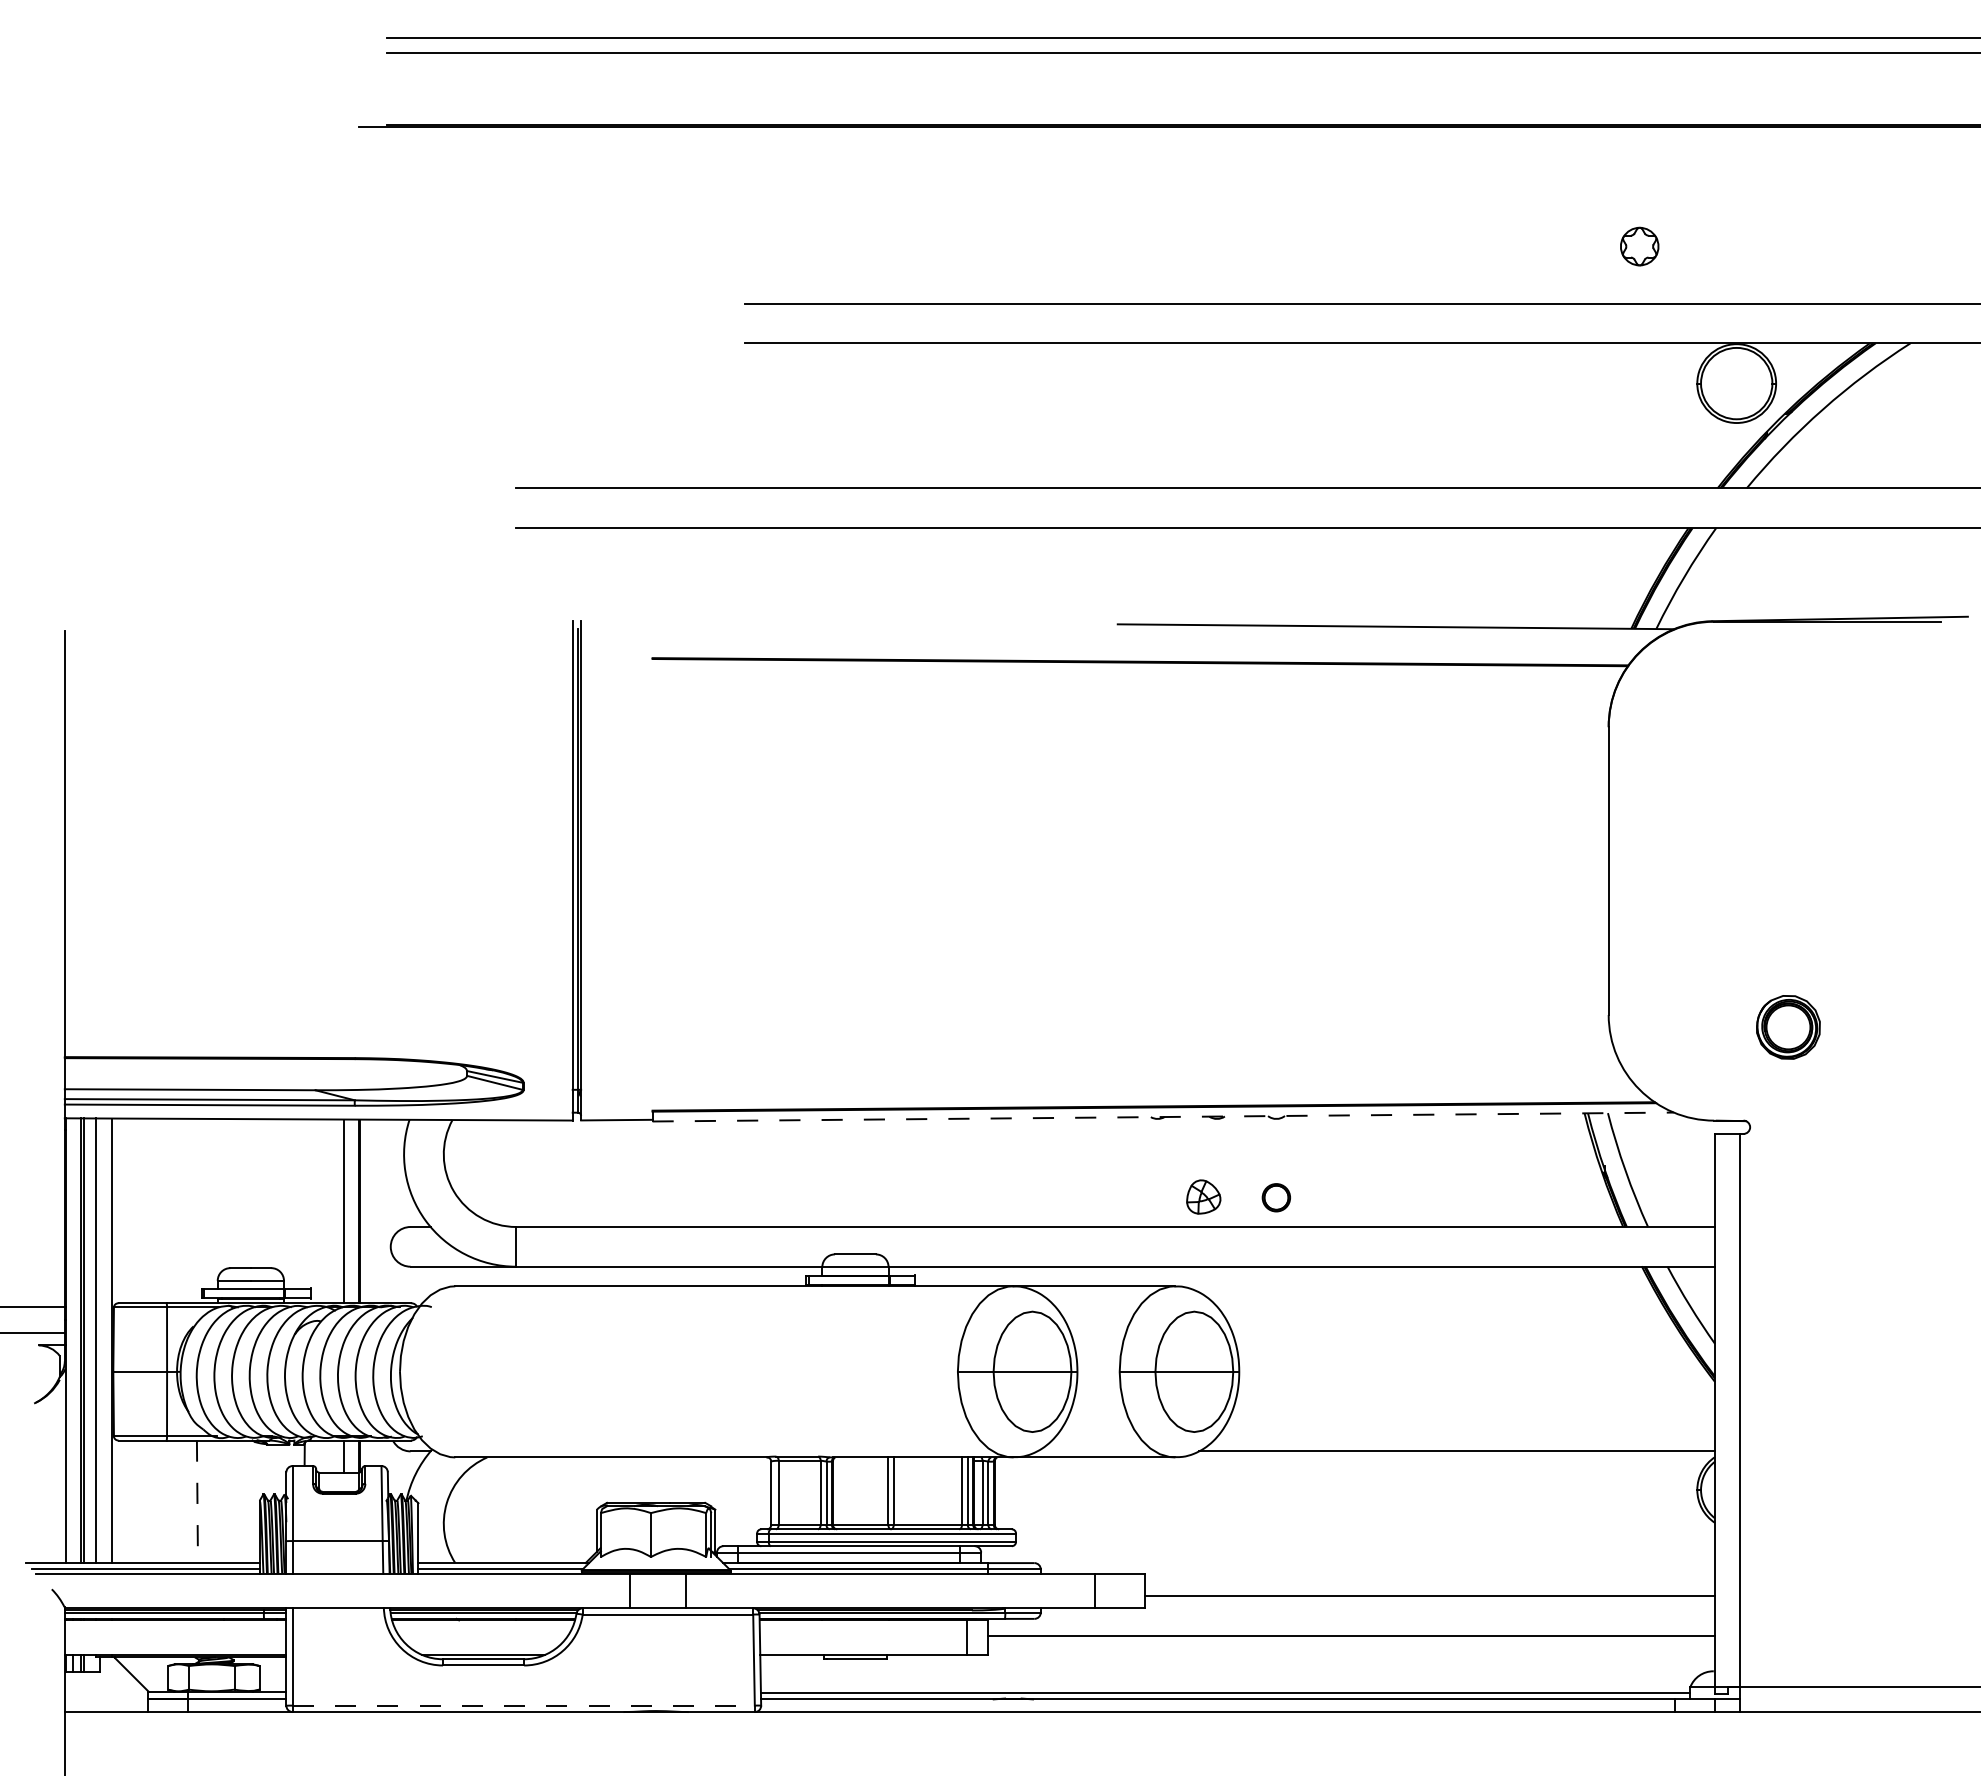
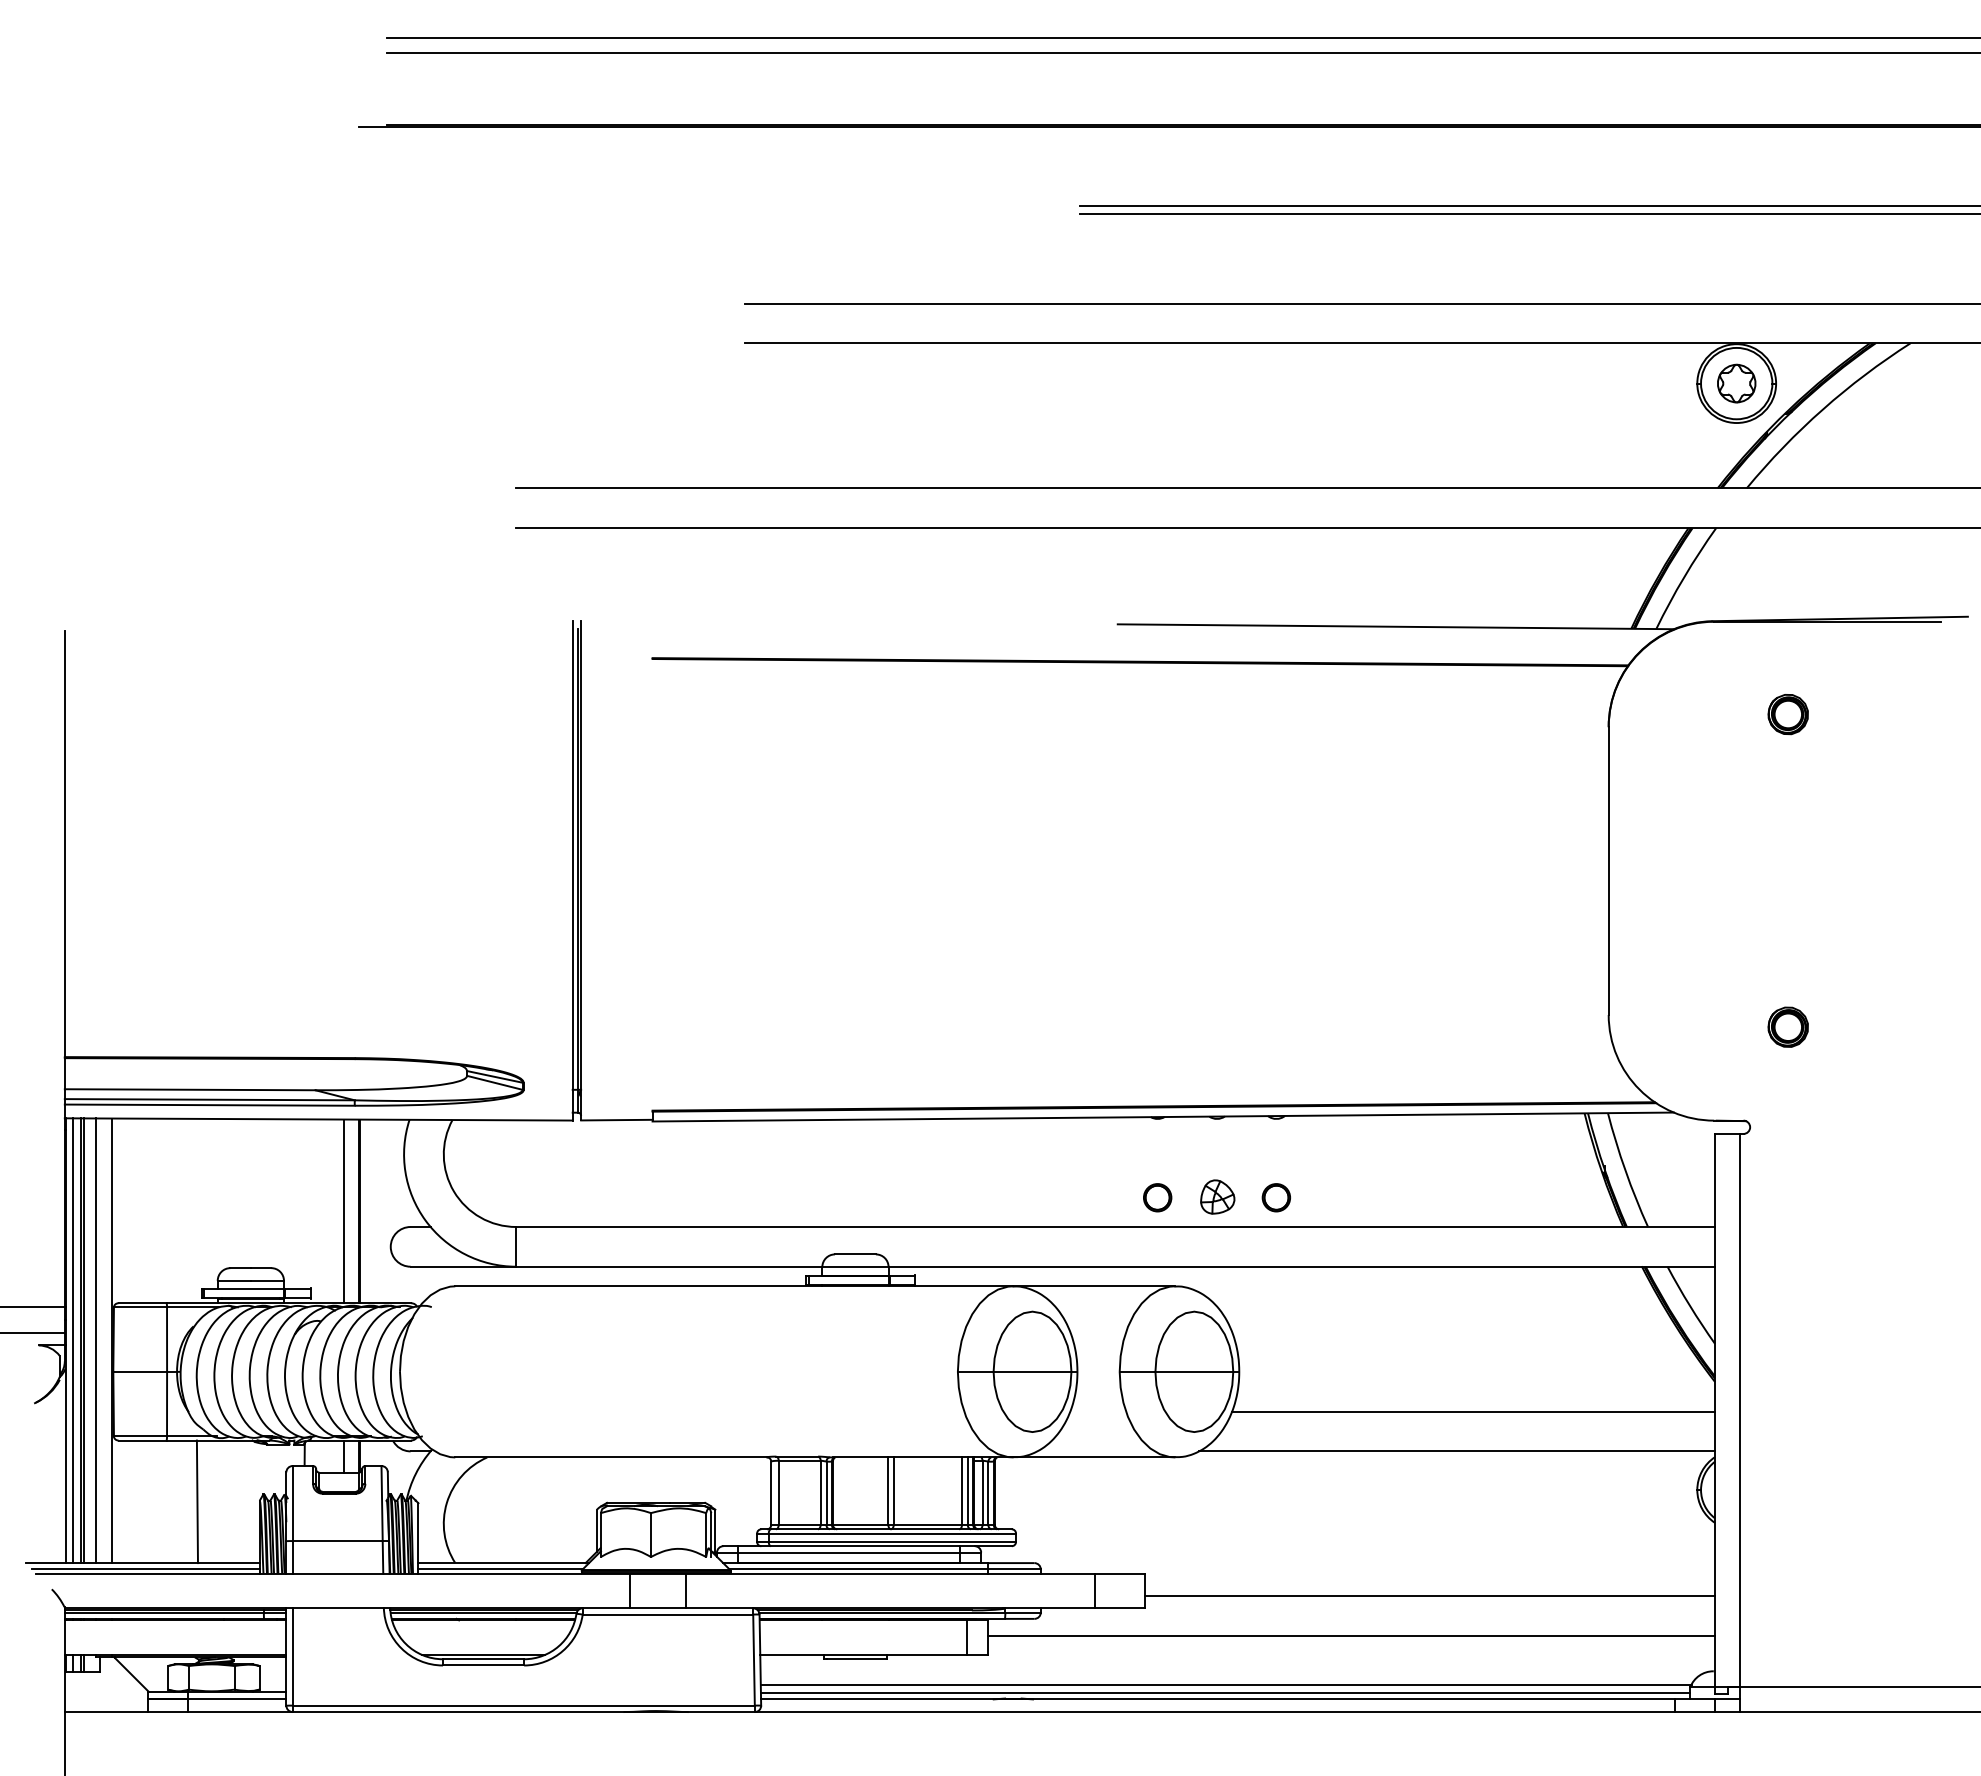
line: none -> present (1528, 206)
line: none -> present (1528, 213)
part position: (1639, 246) -> (1736, 383) (1736, 383)
part: none -> present (1787, 714)
part size: 65x65 px -> 42x42 px (1787, 1026)
line: dashed -> solid (1163, 1117)
part position: (1203, 1196) -> (1217, 1196) (1217, 1196)
part: none -> present (1157, 1197)
line: none -> present (73, 1340)
line: none -> present (1472, 1411)
line: dashed -> solid (197, 1502)
line: none -> present (1225, 1684)
line: dashed -> solid (524, 1705)
